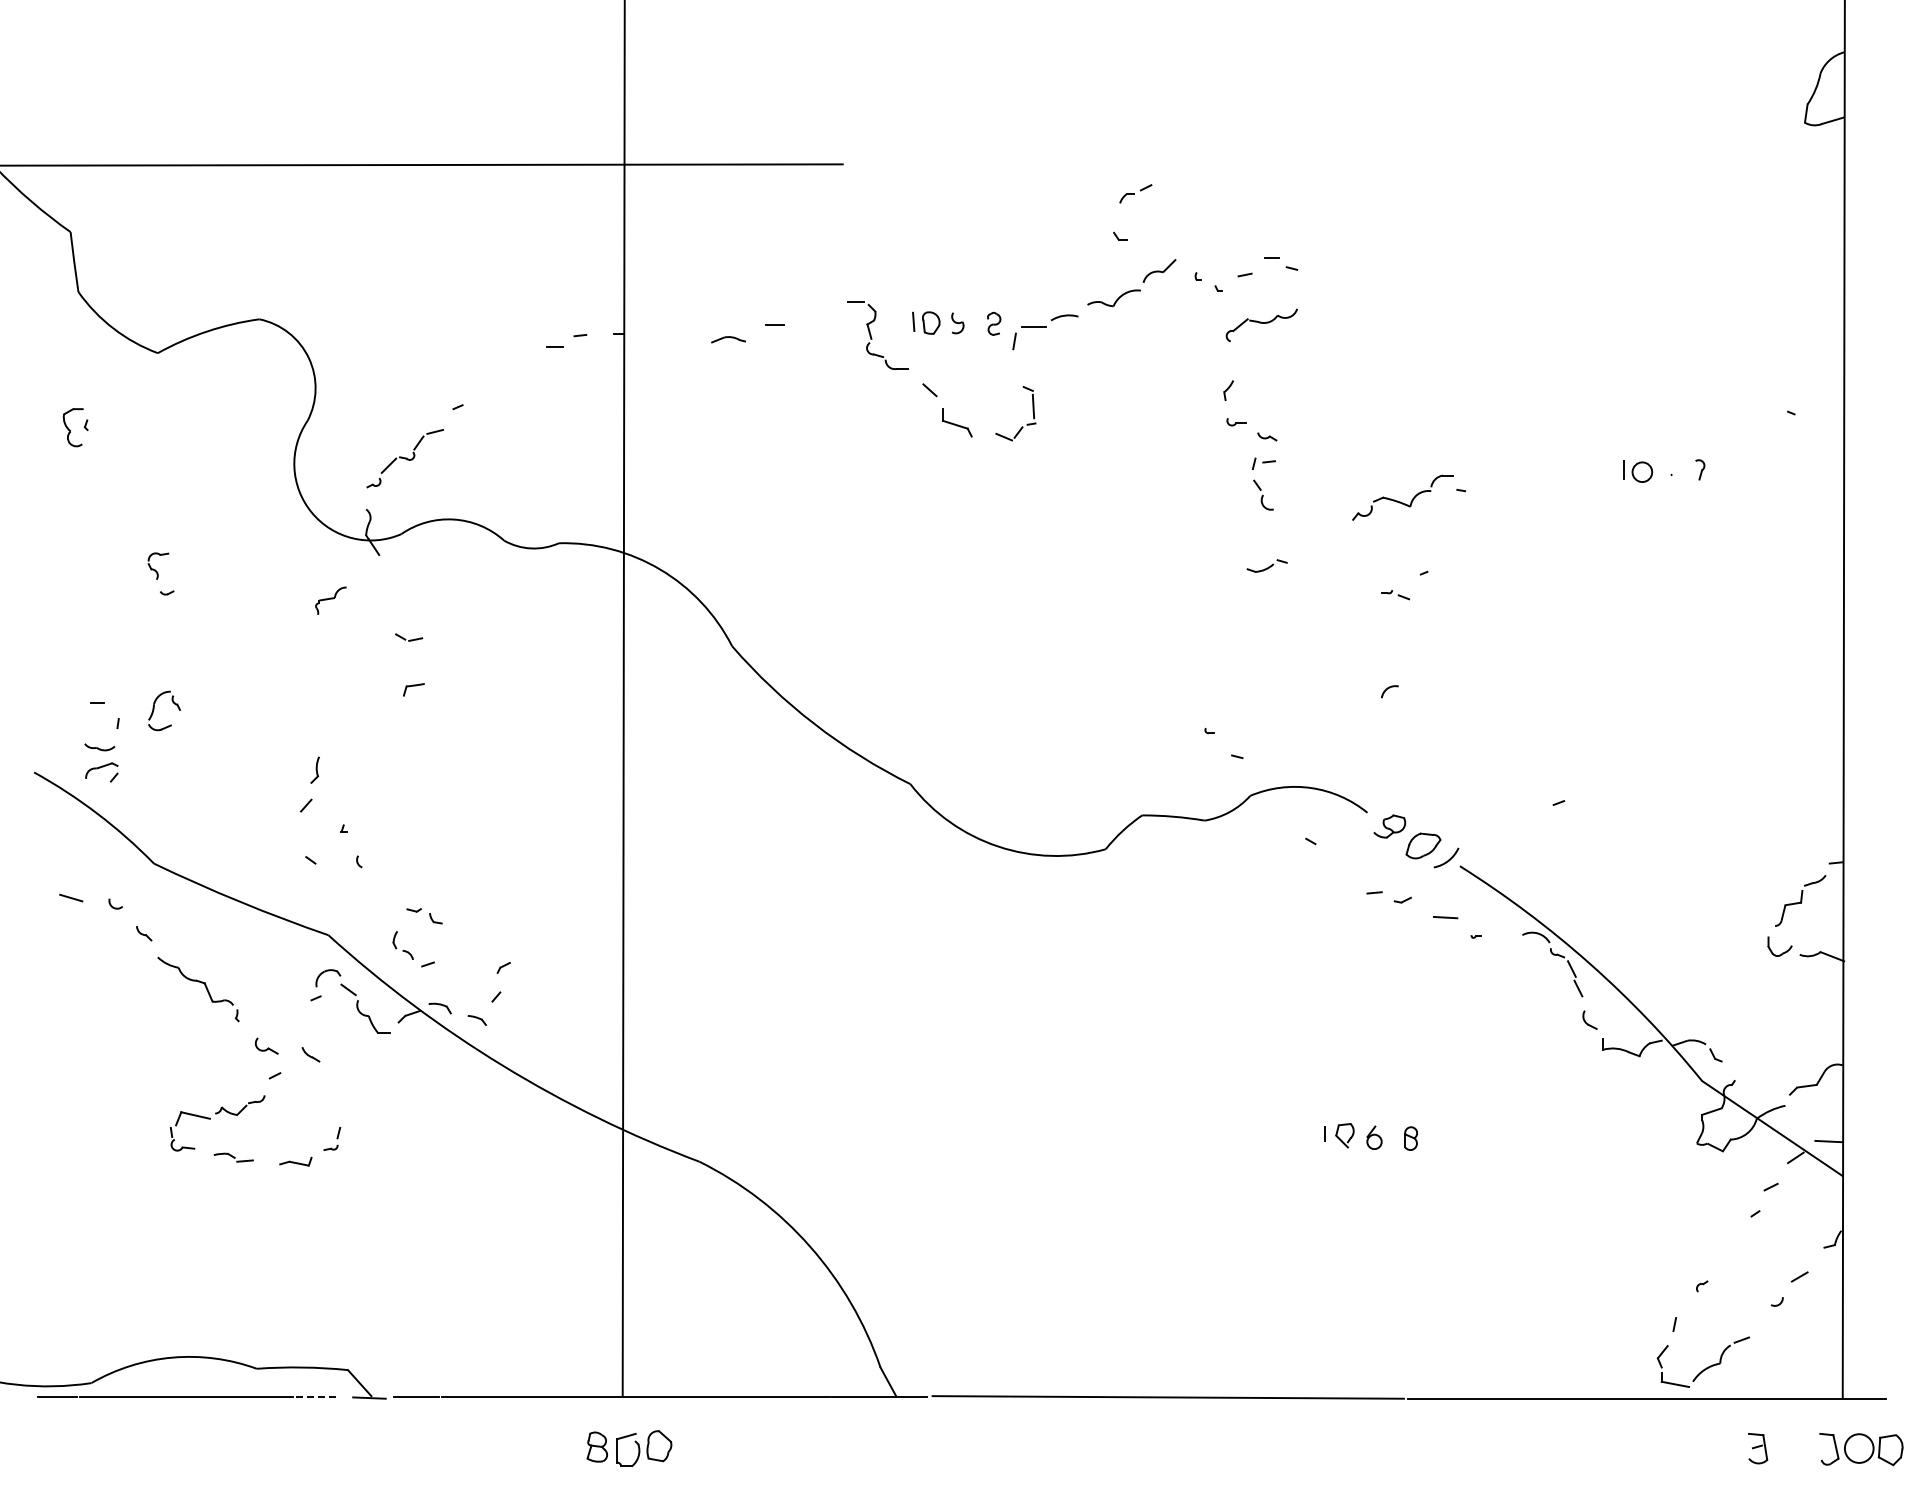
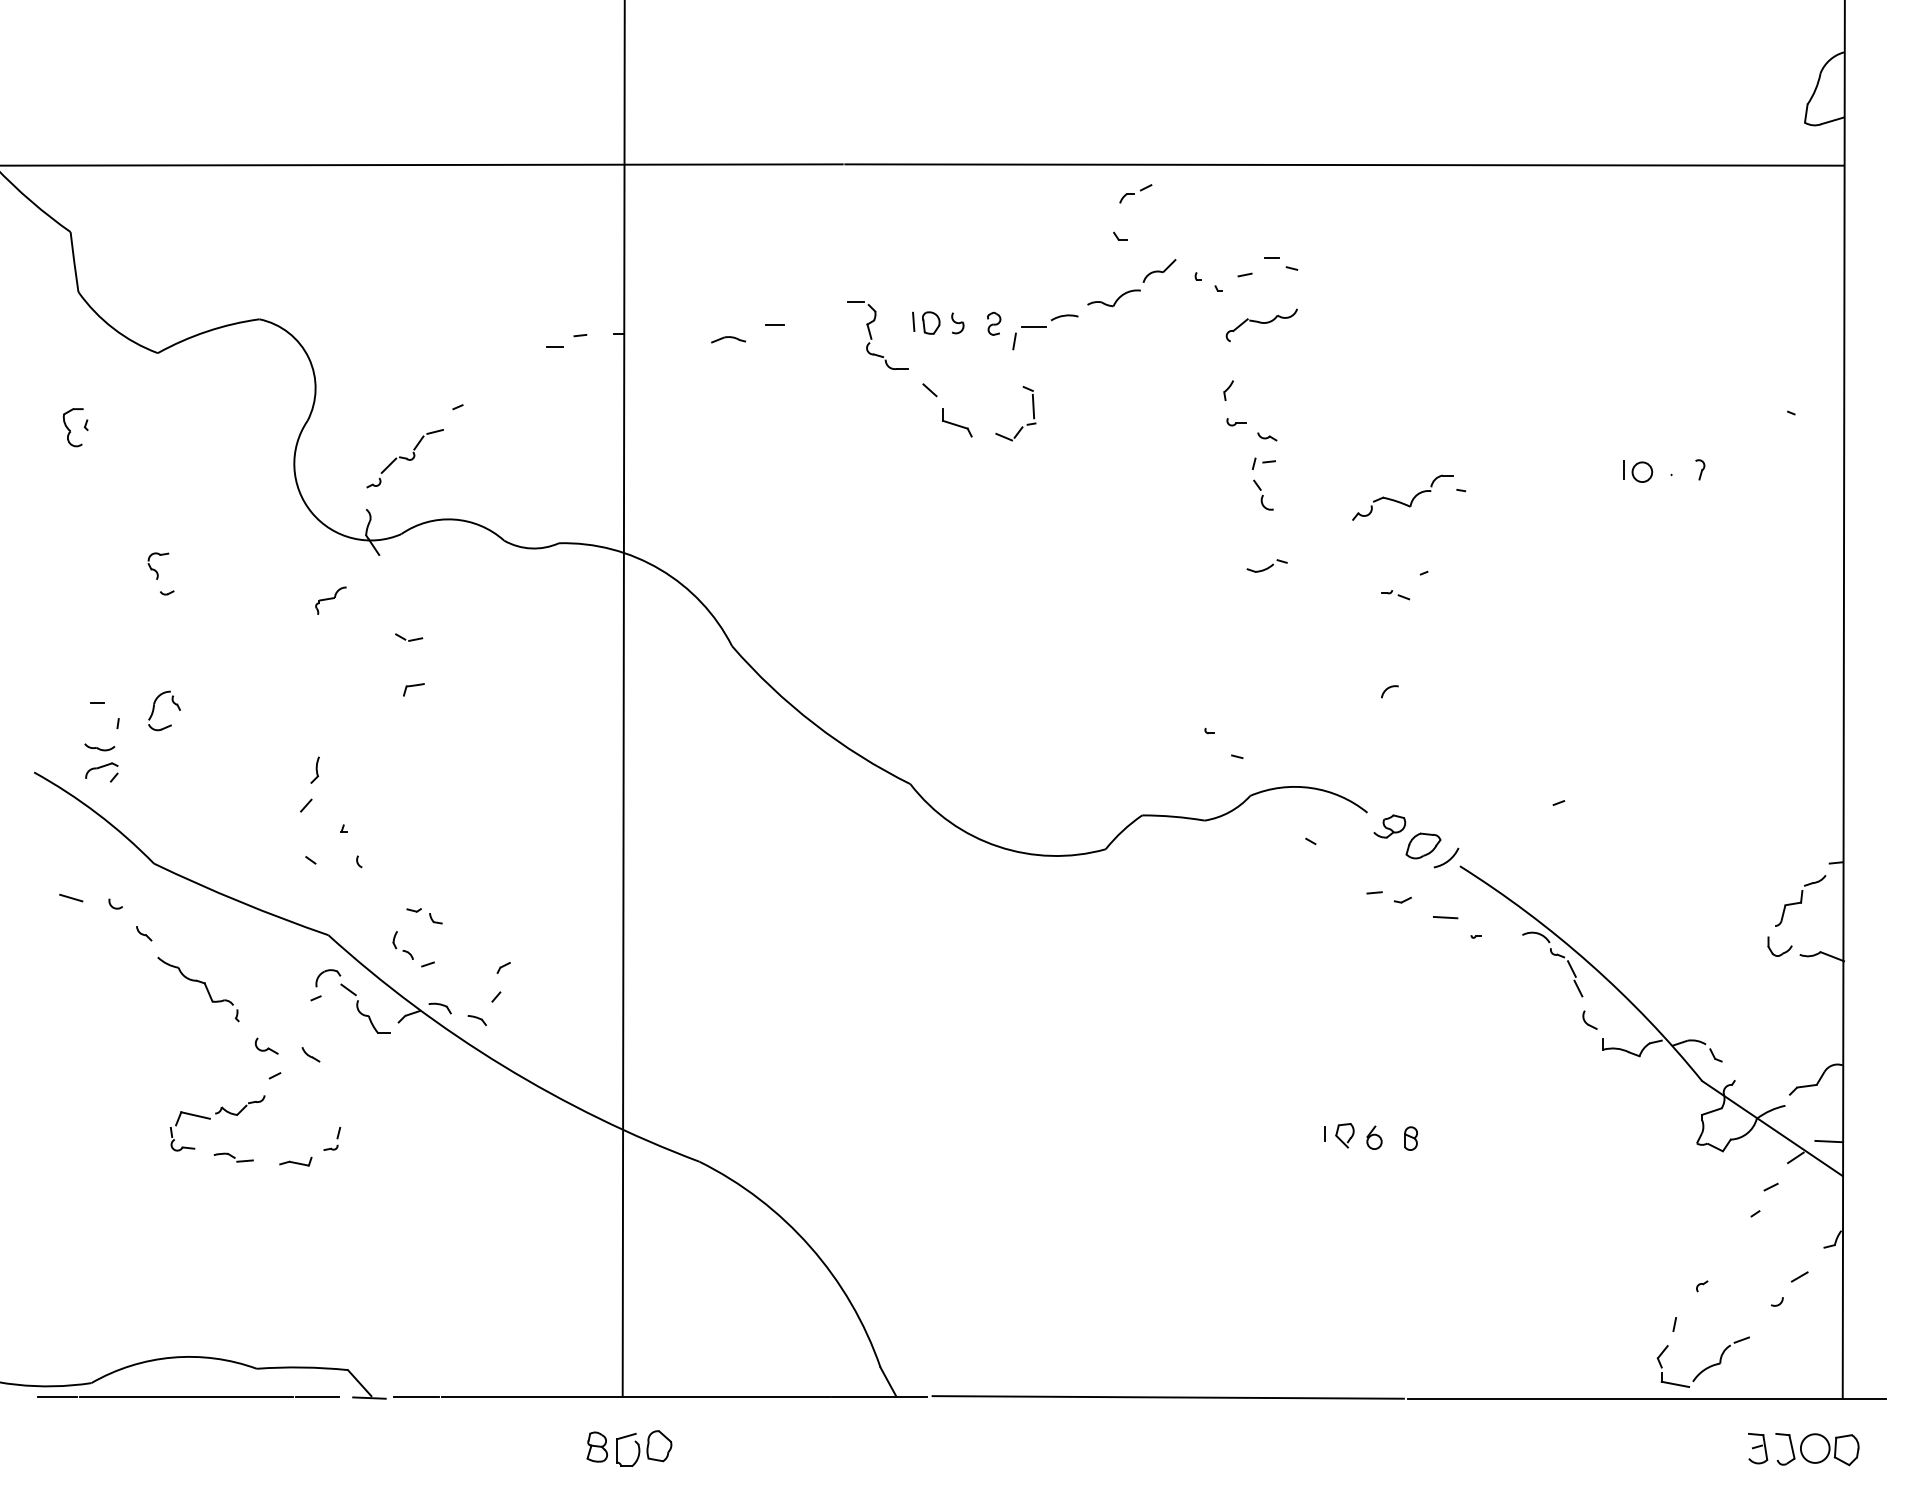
line: none -> present (1344, 164)
line: dashed -> solid (317, 1397)
part position: (1861, 1449) -> (1817, 1449) (1817, 1449)
